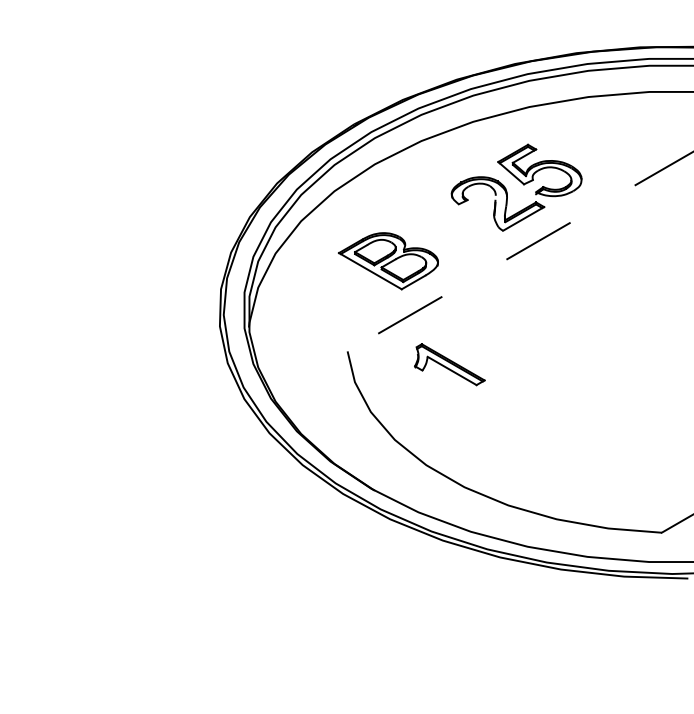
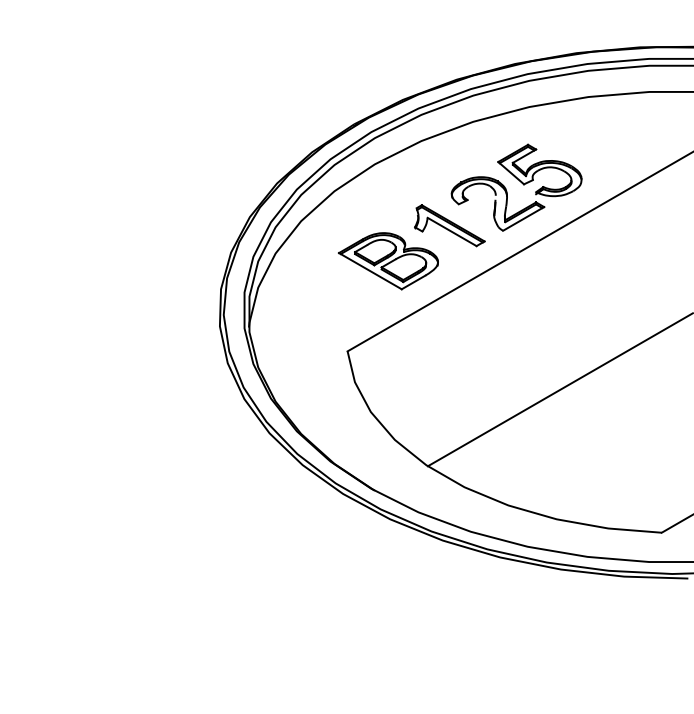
line: dashed -> solid (520, 251)
part position: (449, 364) -> (449, 225) (449, 225)
line: none -> present (558, 390)
